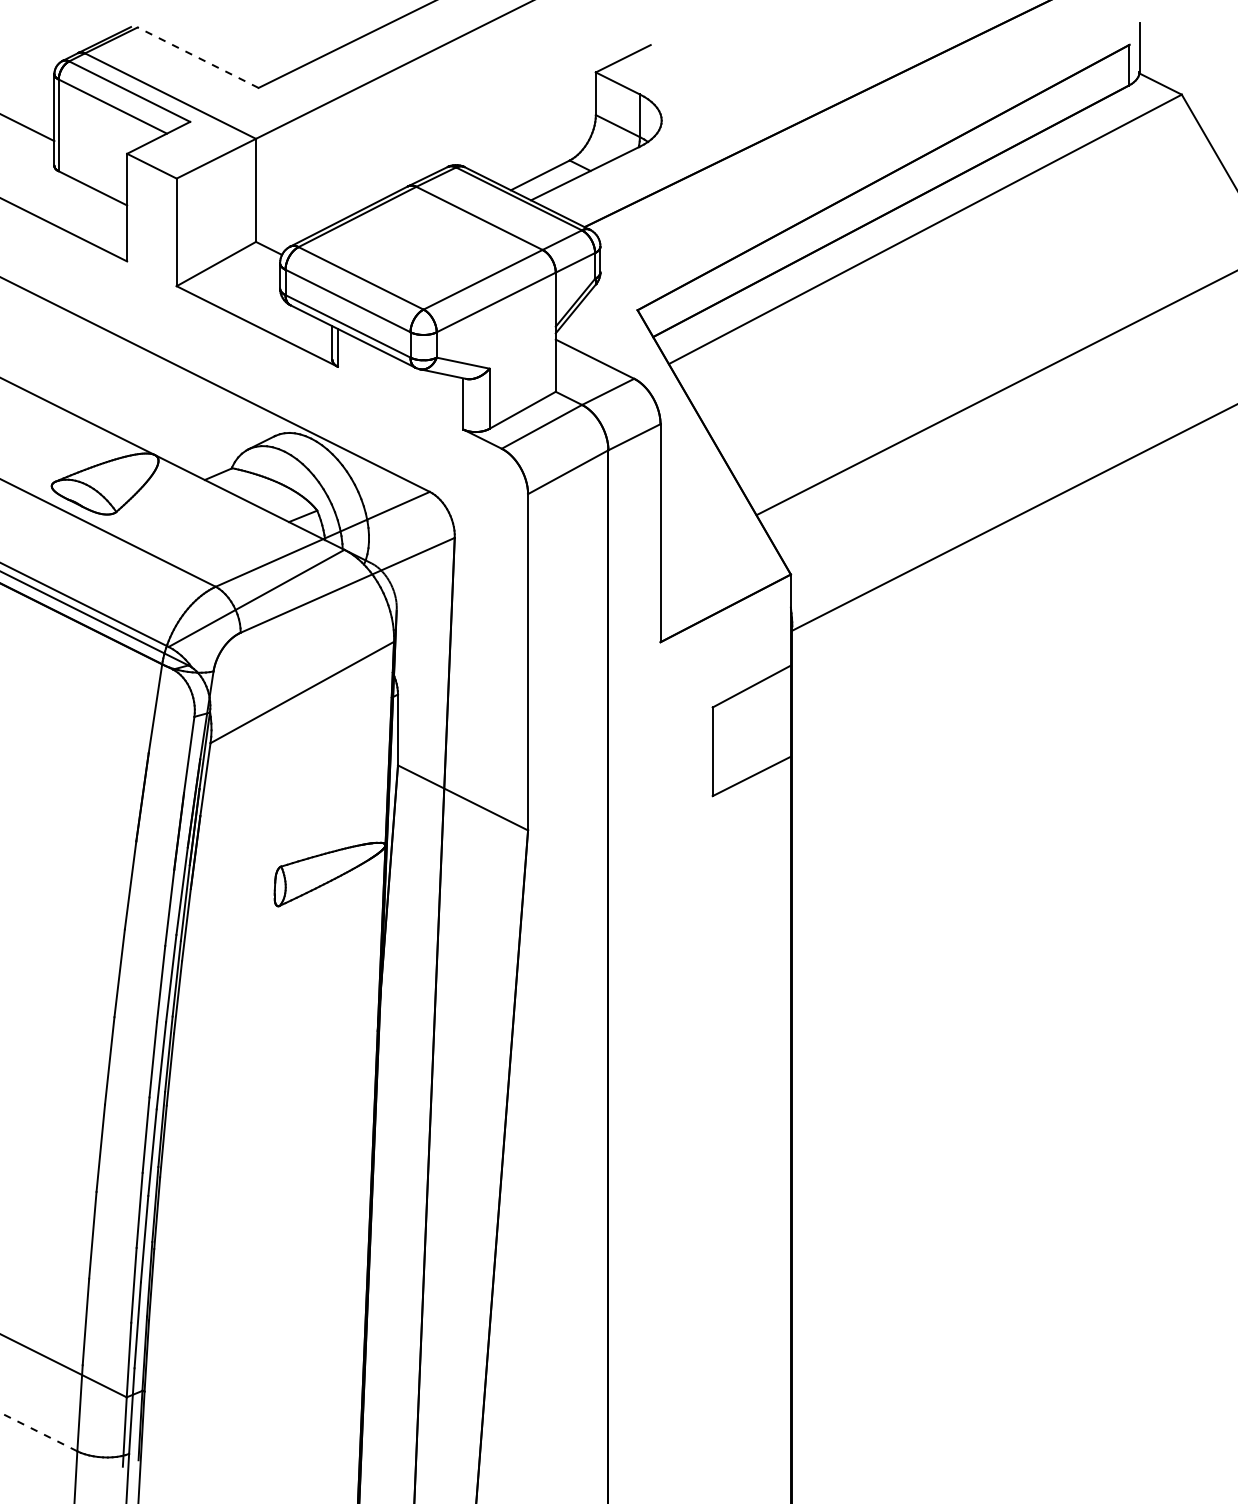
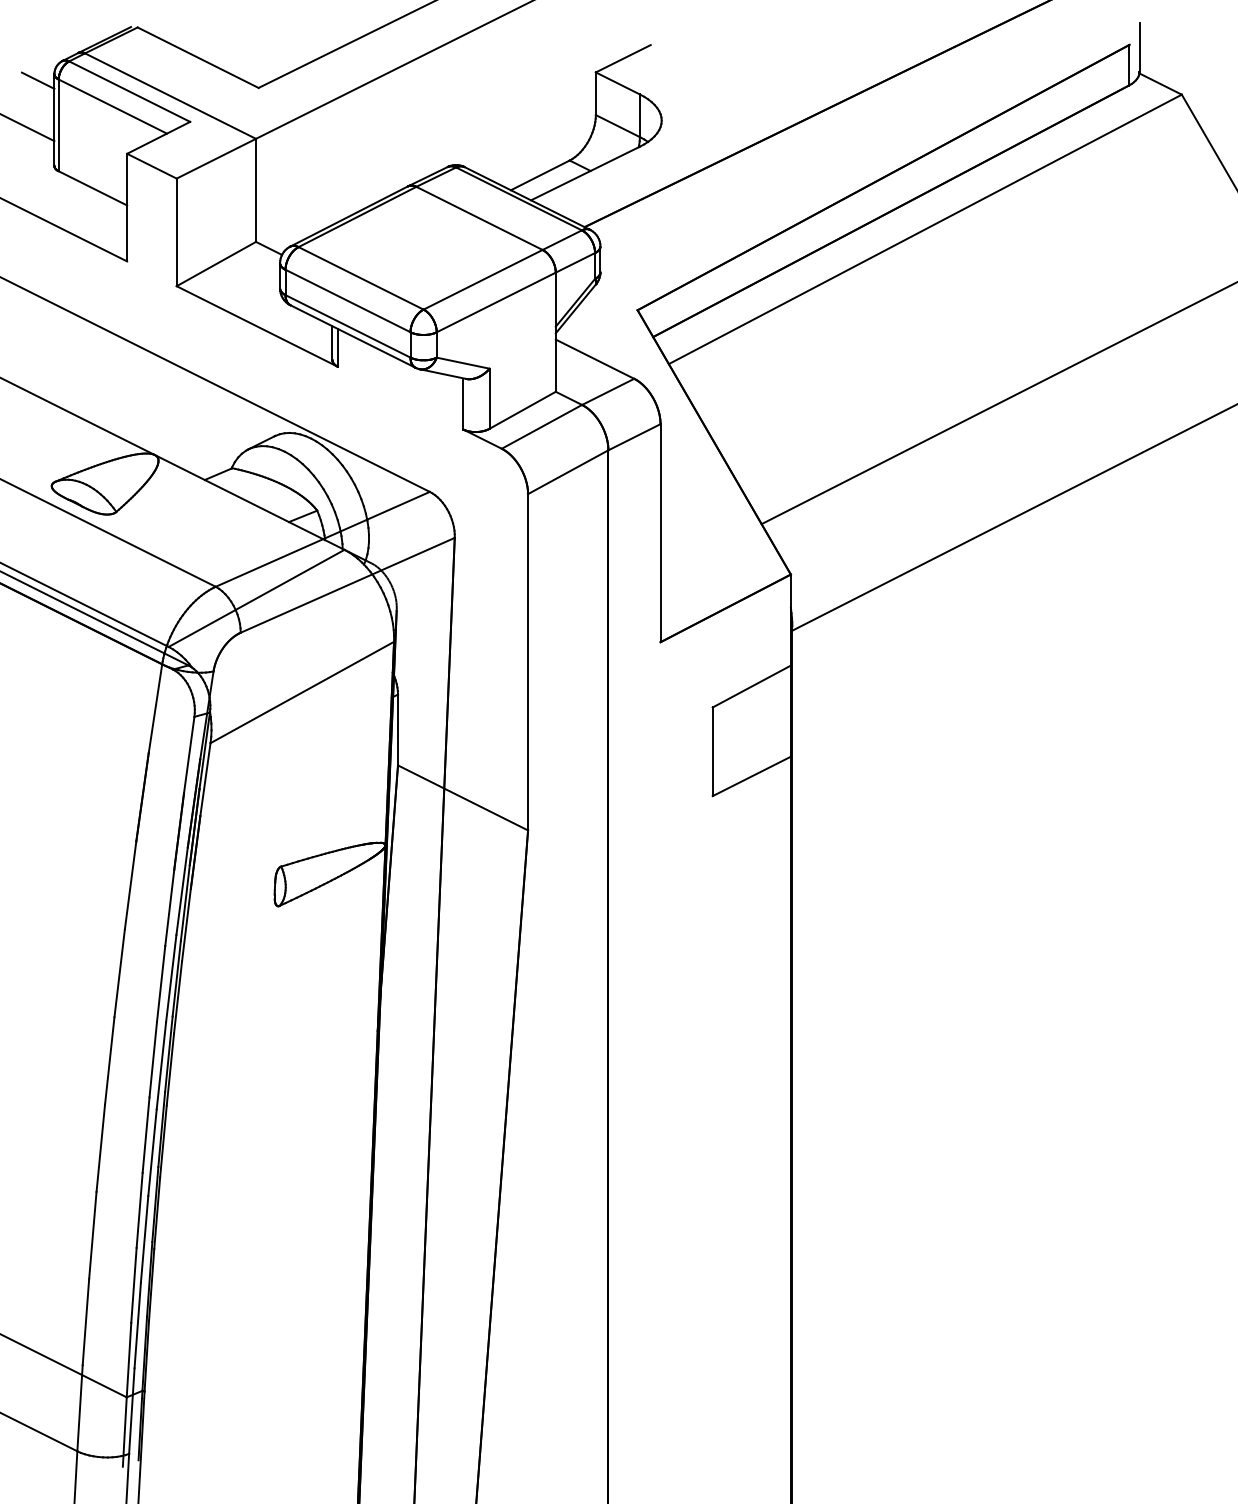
line: dashed -> solid (198, 57)
line: none -> present (37, 80)
line position: (995, 393) -> (997, 403) (997, 403)
line: dashed -> solid (38, 1432)
